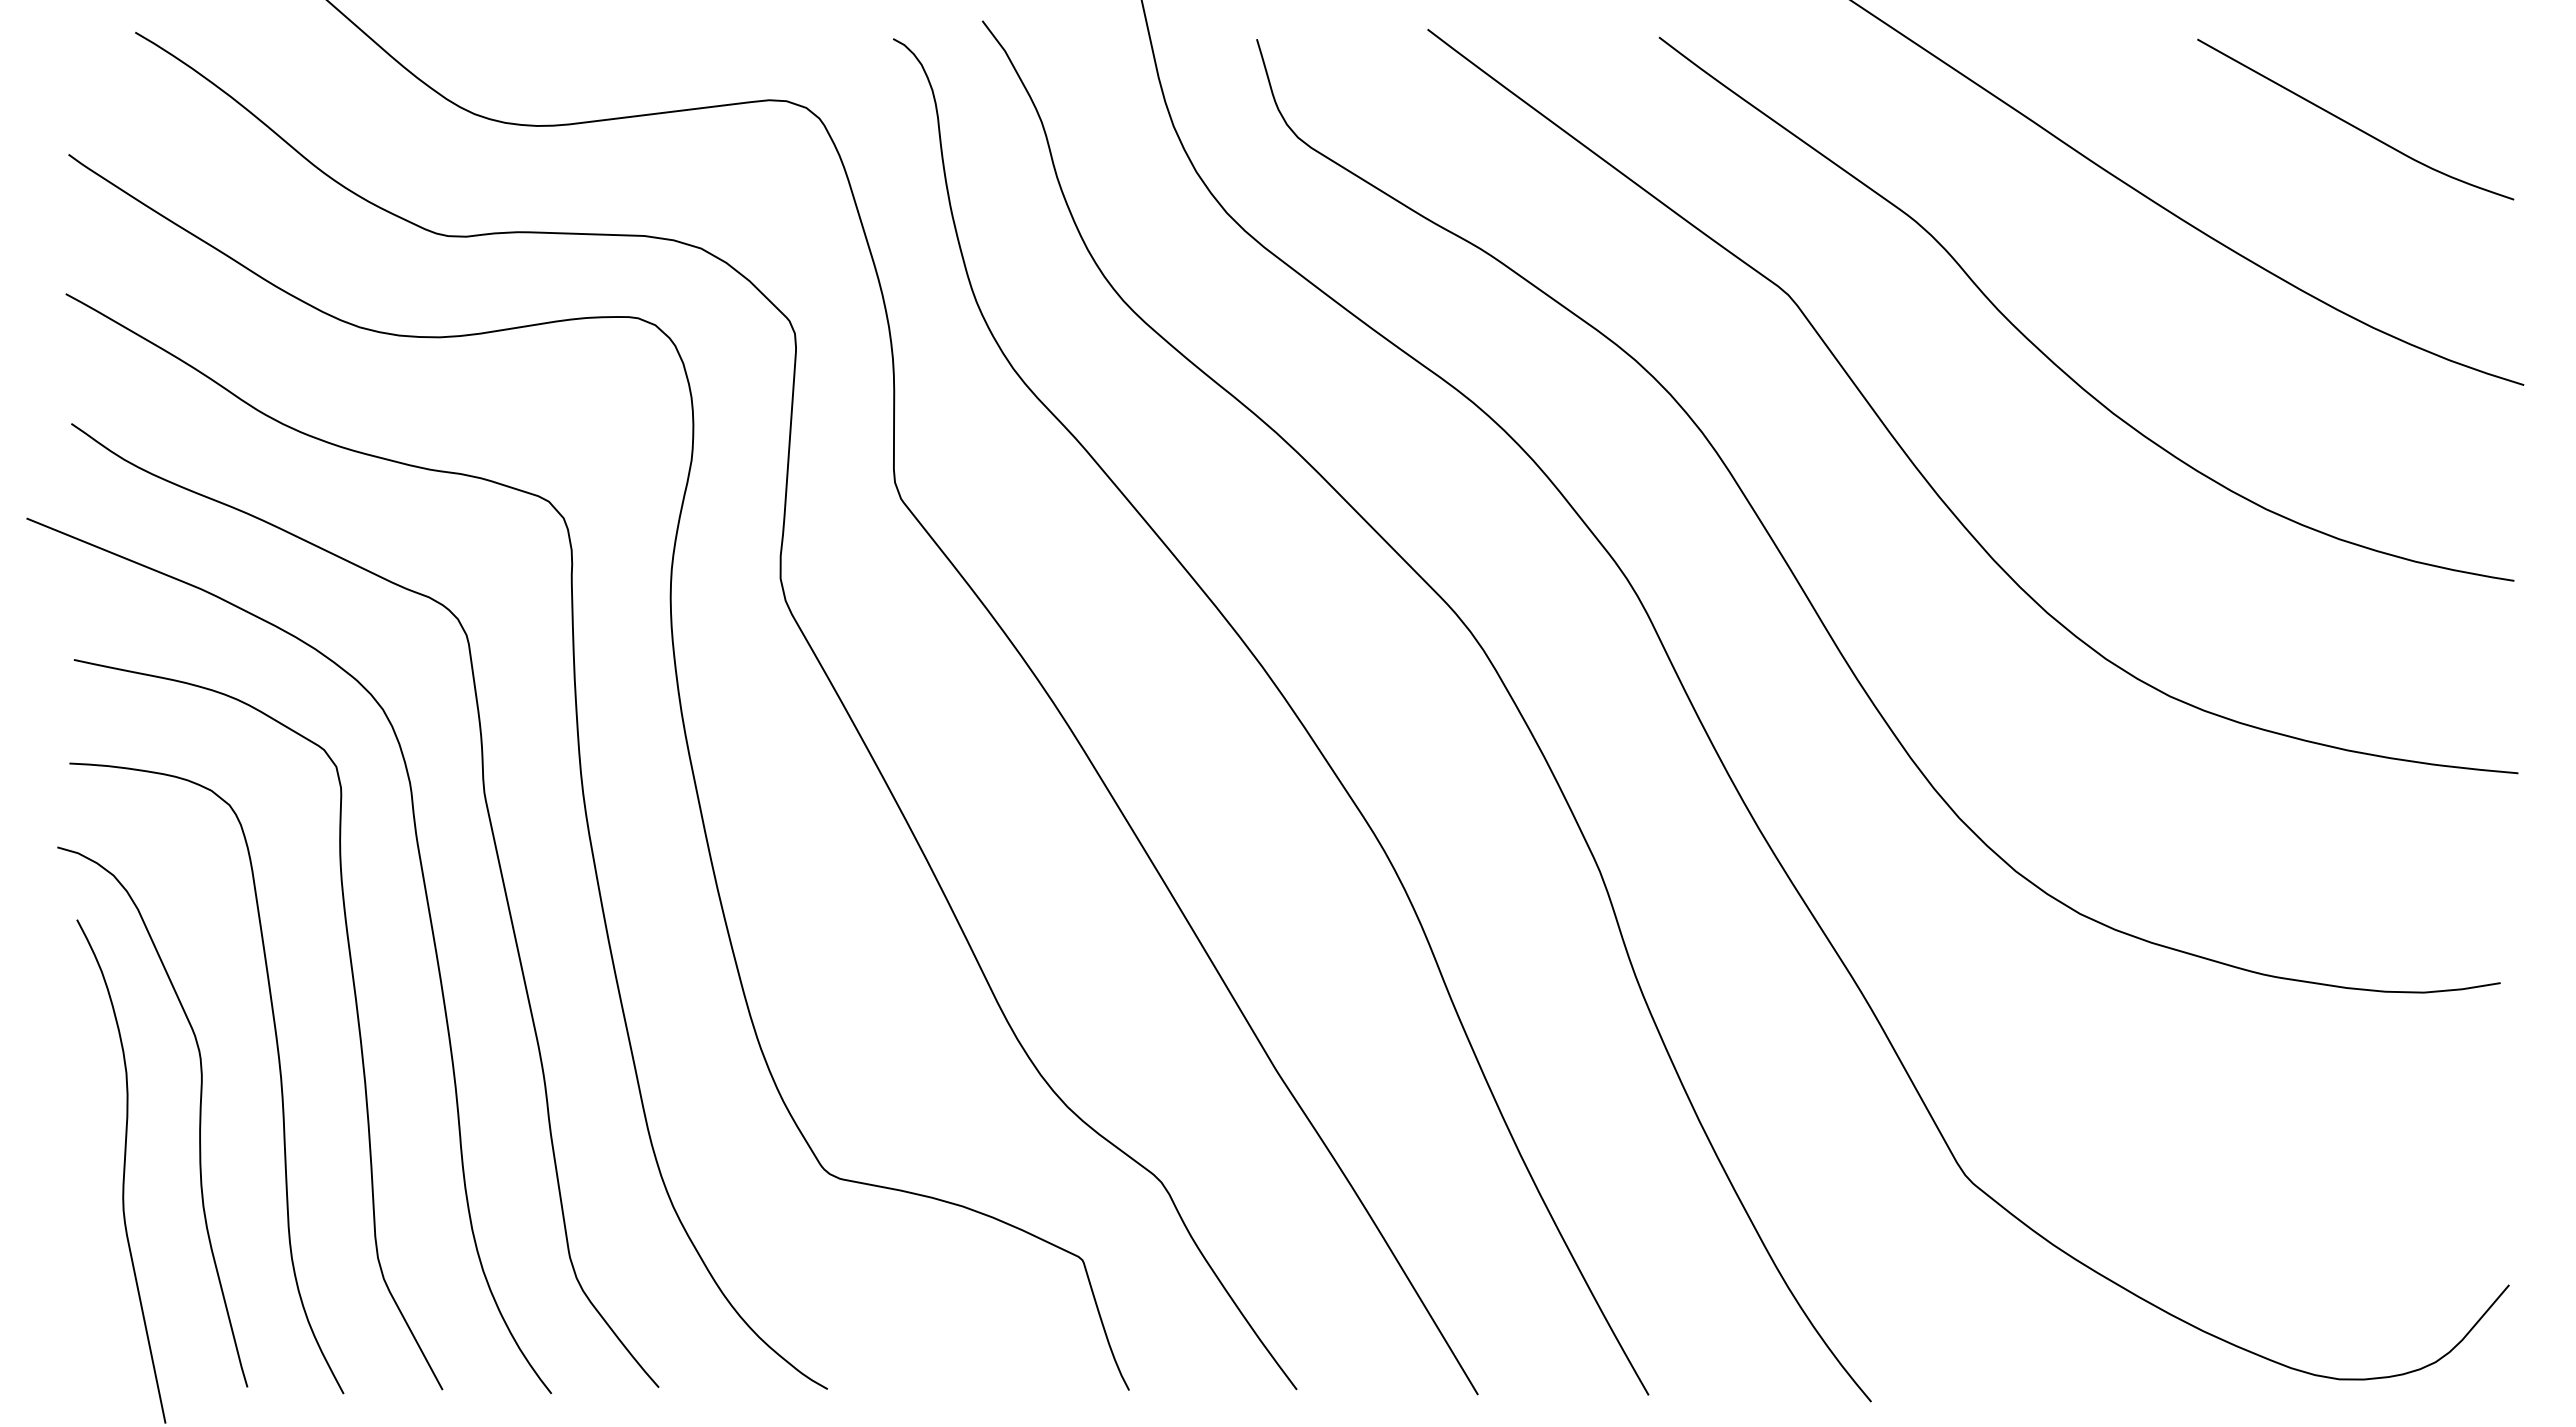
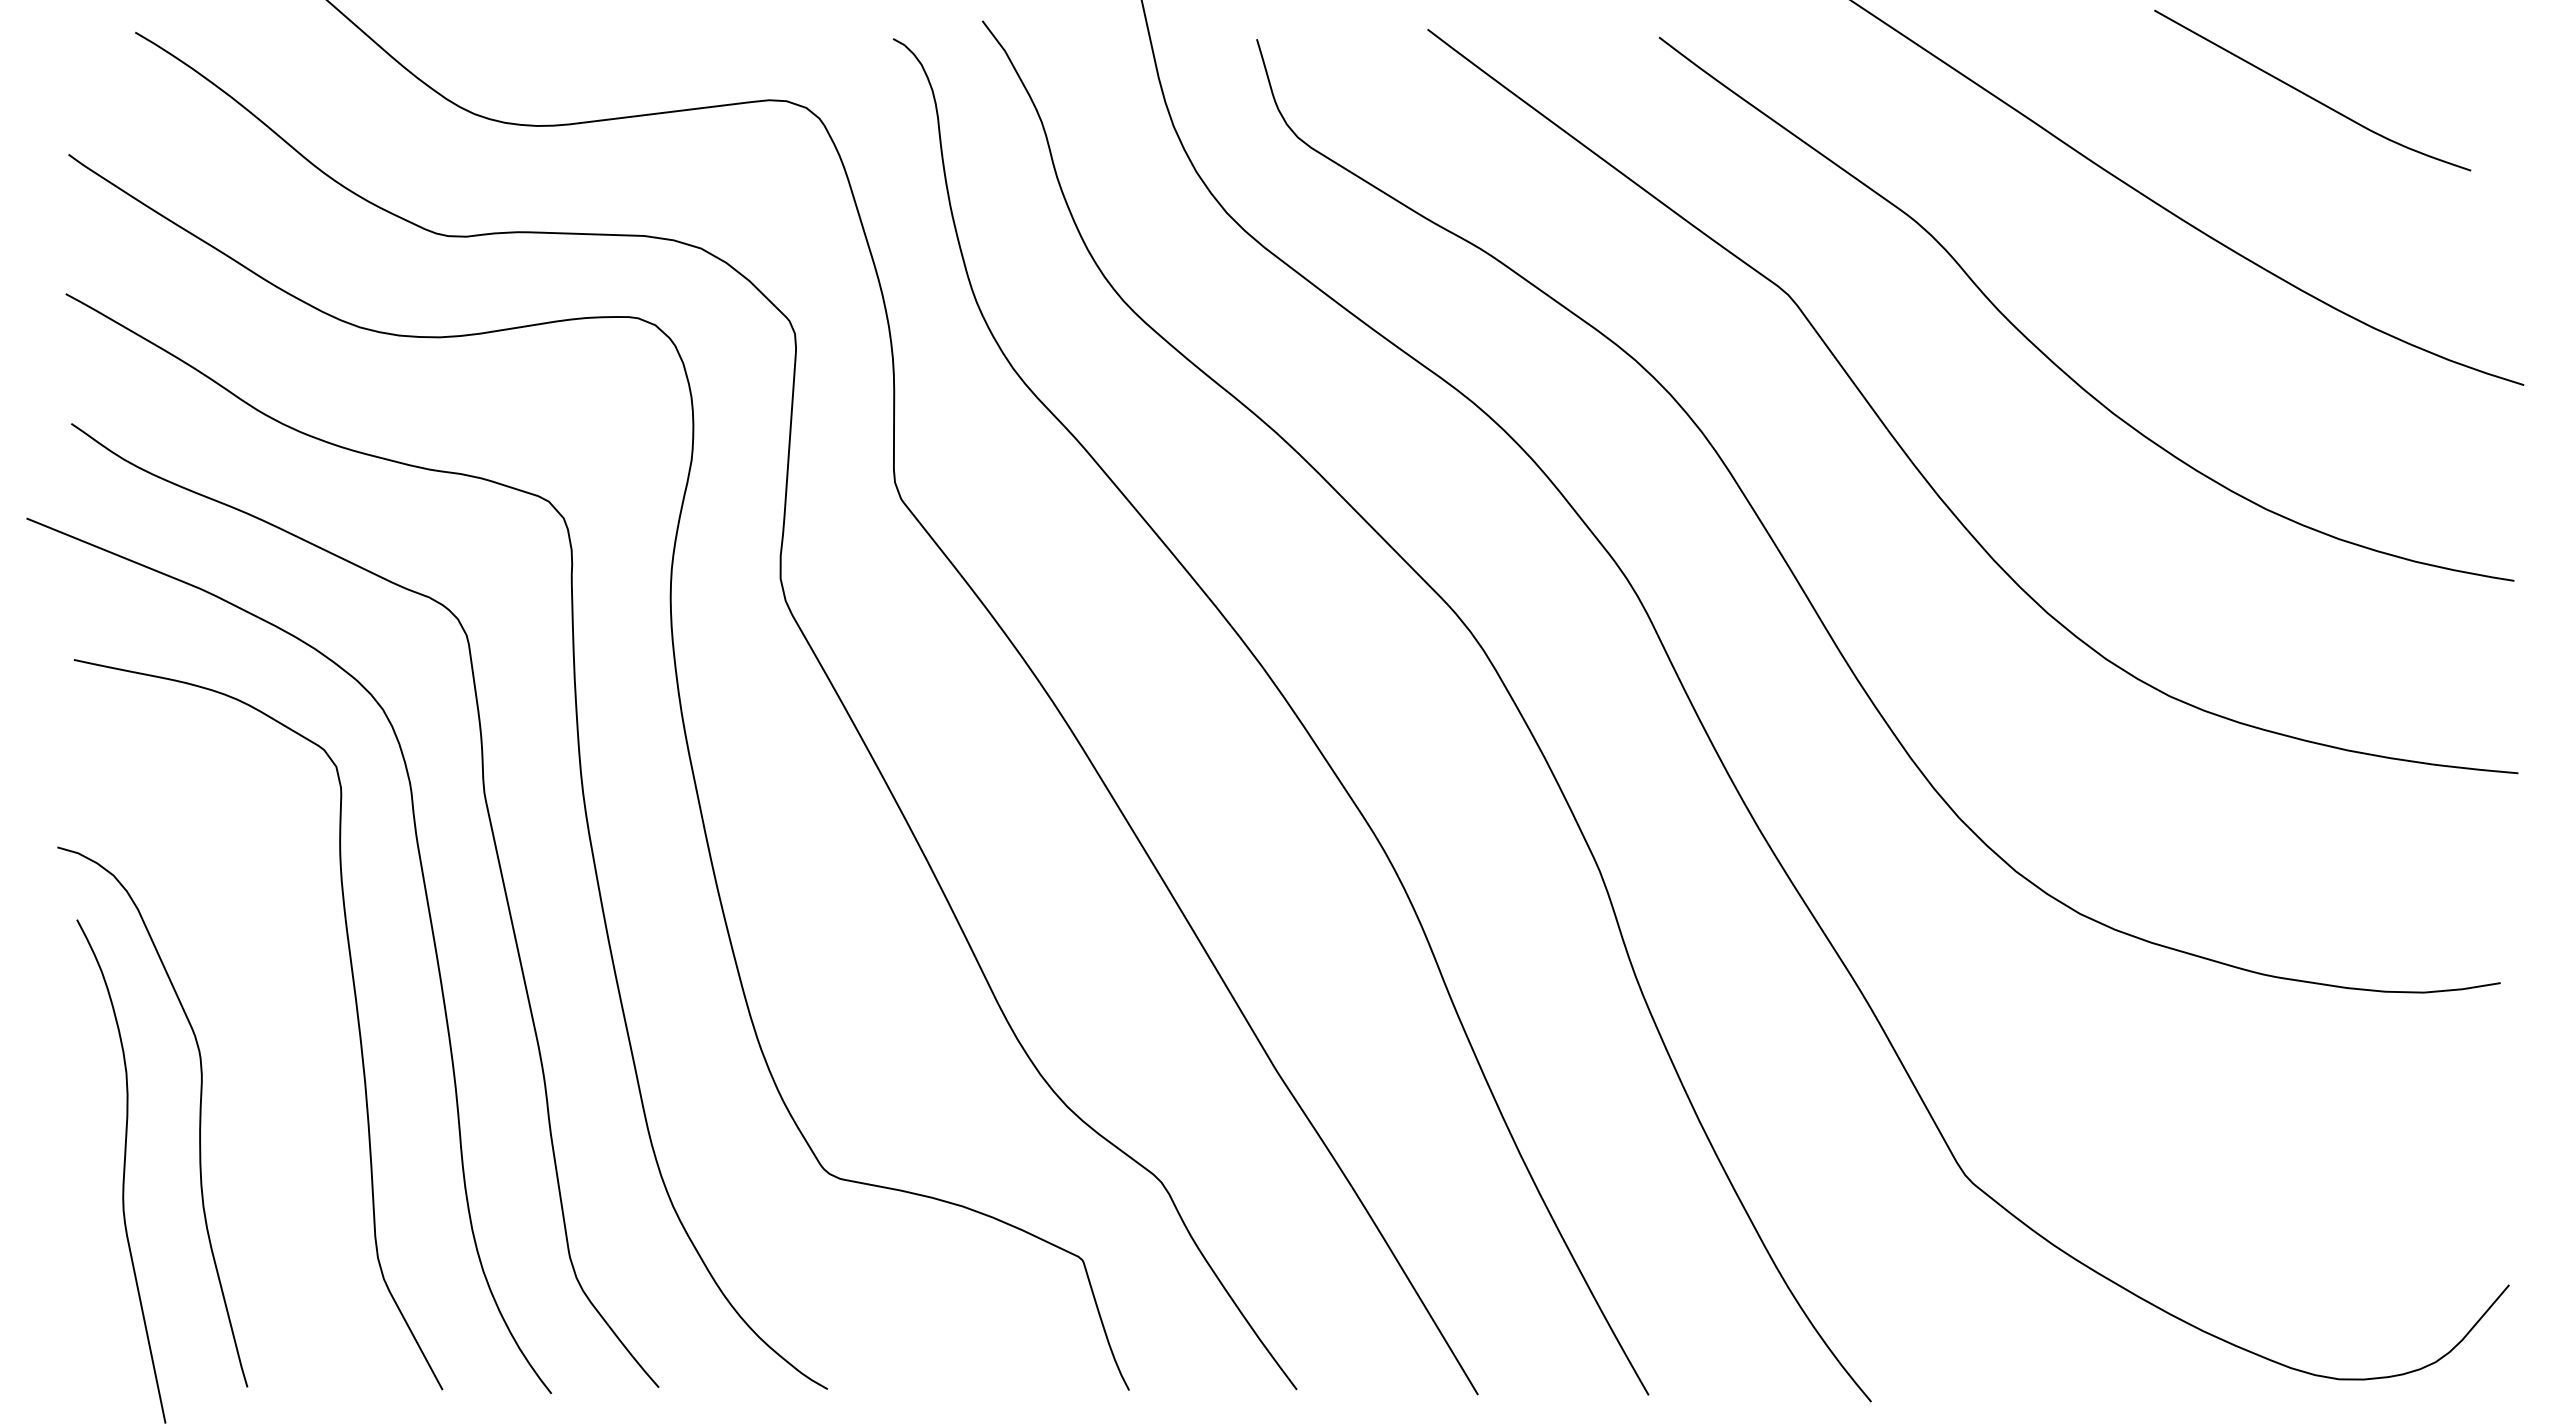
curve position: (2352, 124) -> (2309, 95) (2309, 95)
curve: present -> none (279, 1074)
